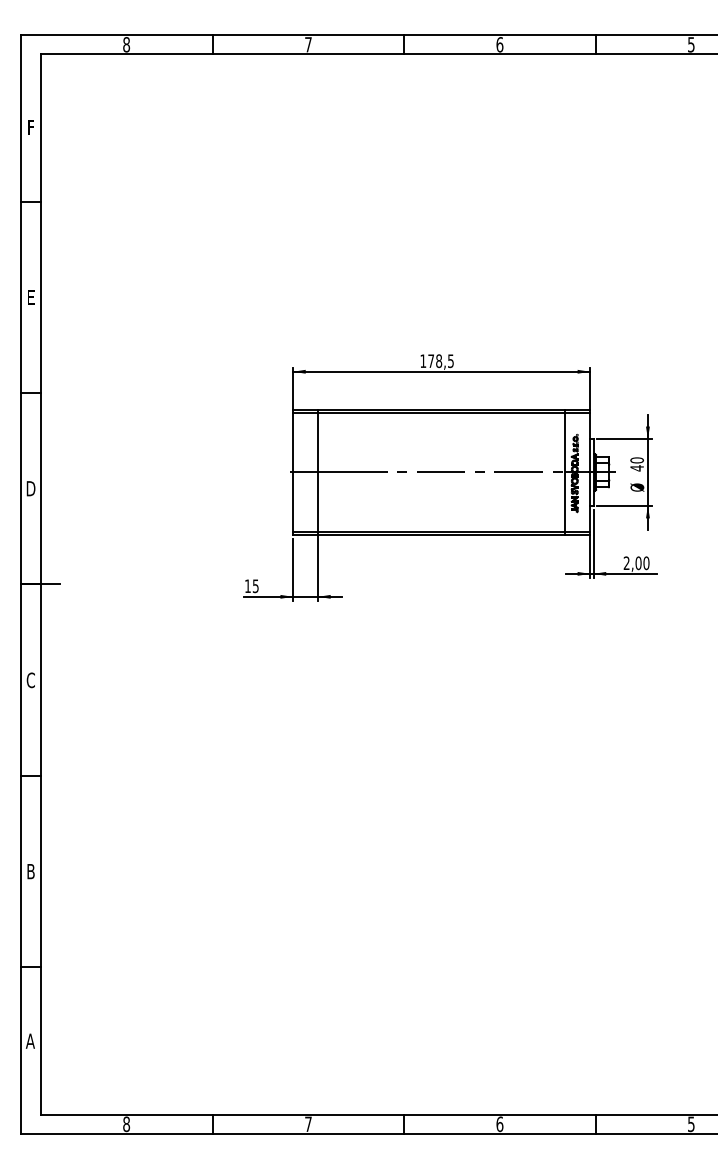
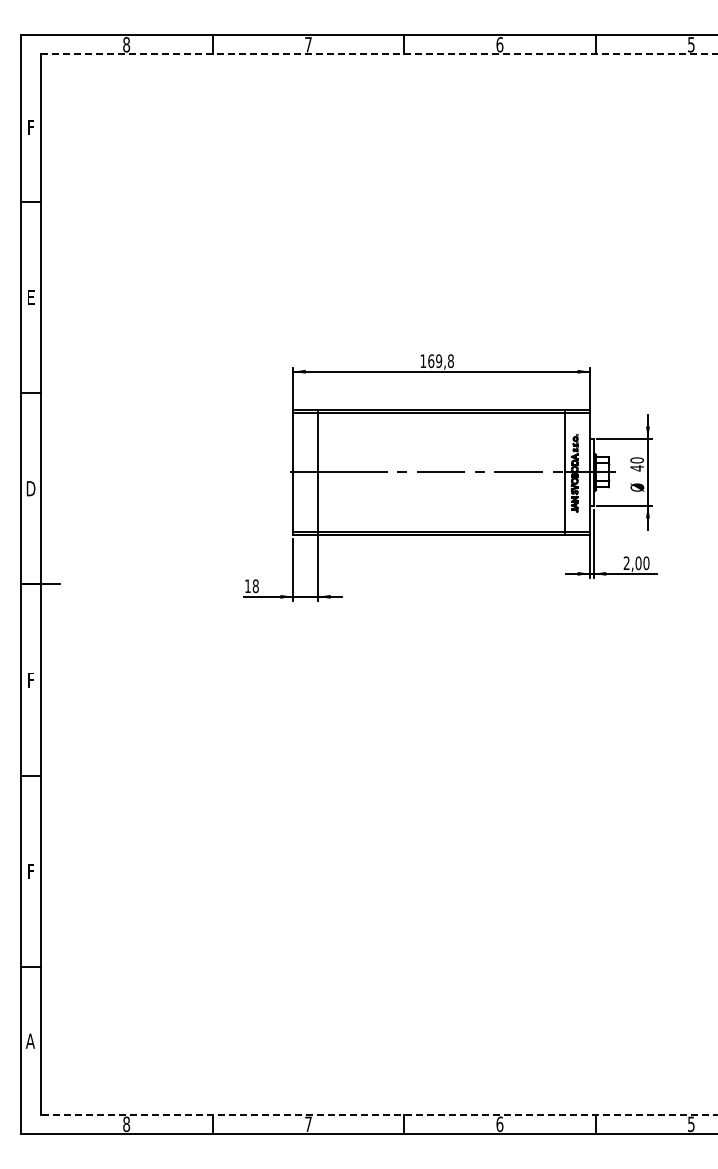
line: solid -> dashed (379, 54)
text: 178,5 -> 169,8 (440, 361)
text: 15 -> 18 (255, 586)
text: C -> F (30, 680)
text: B -> F (30, 871)
line: solid -> dashed (378, 1114)
